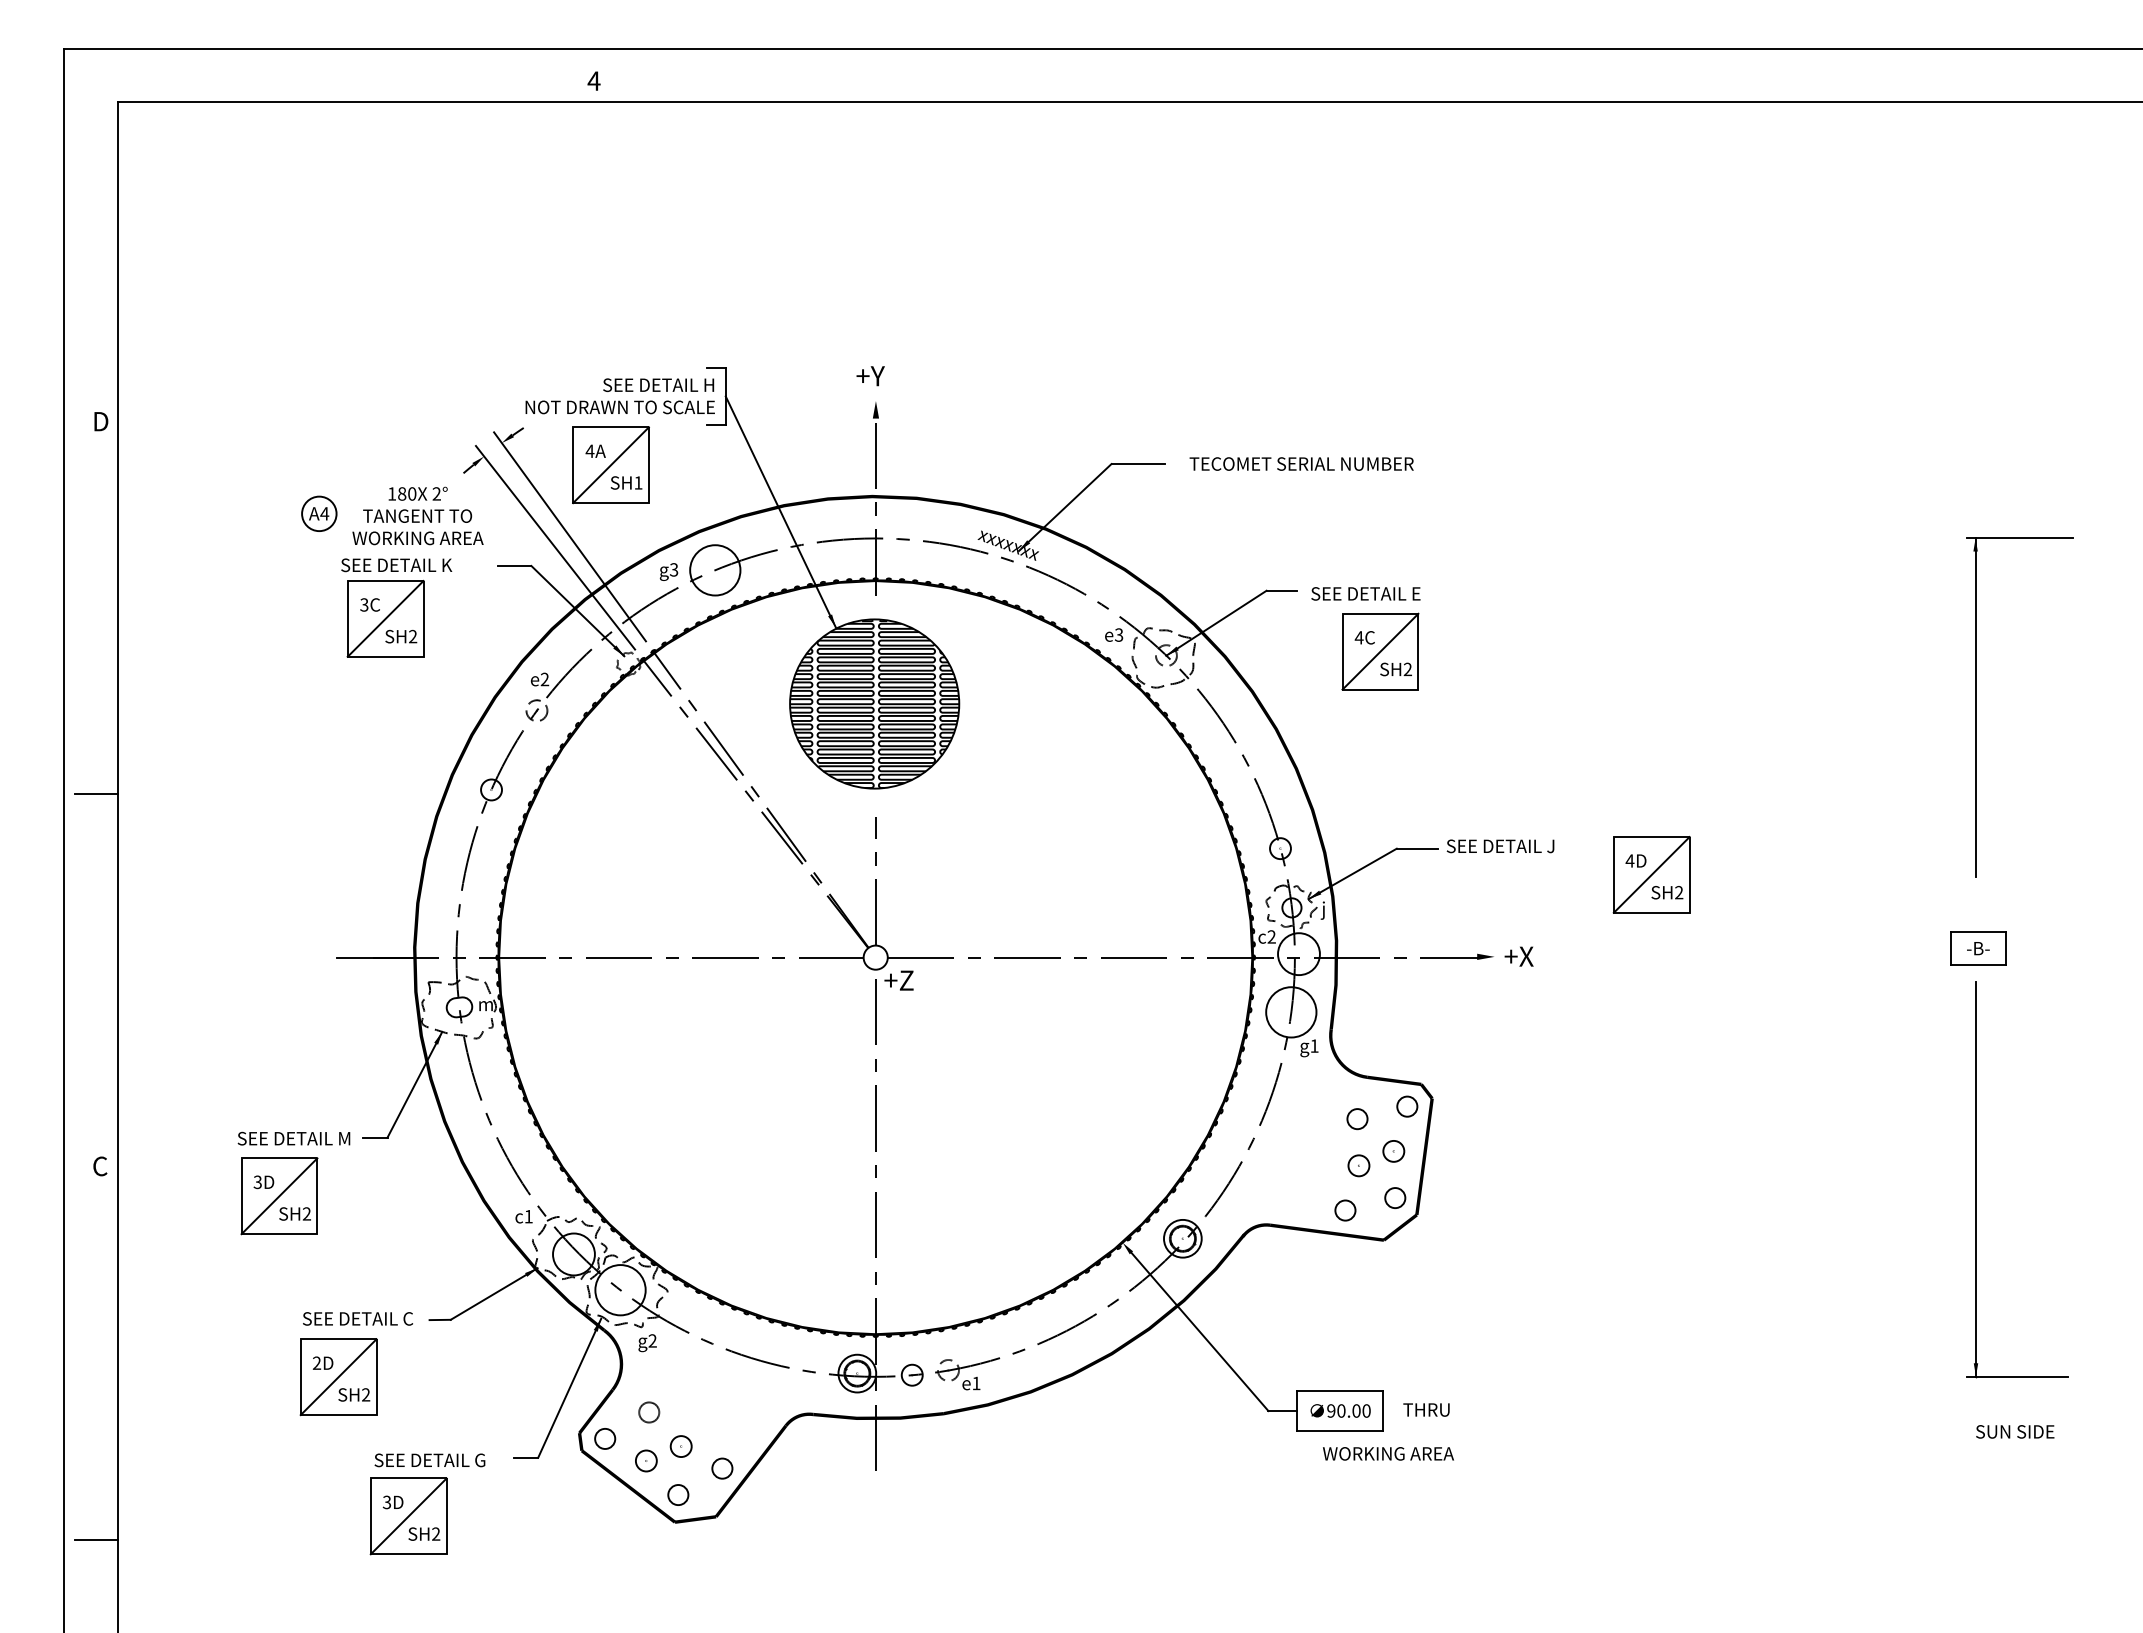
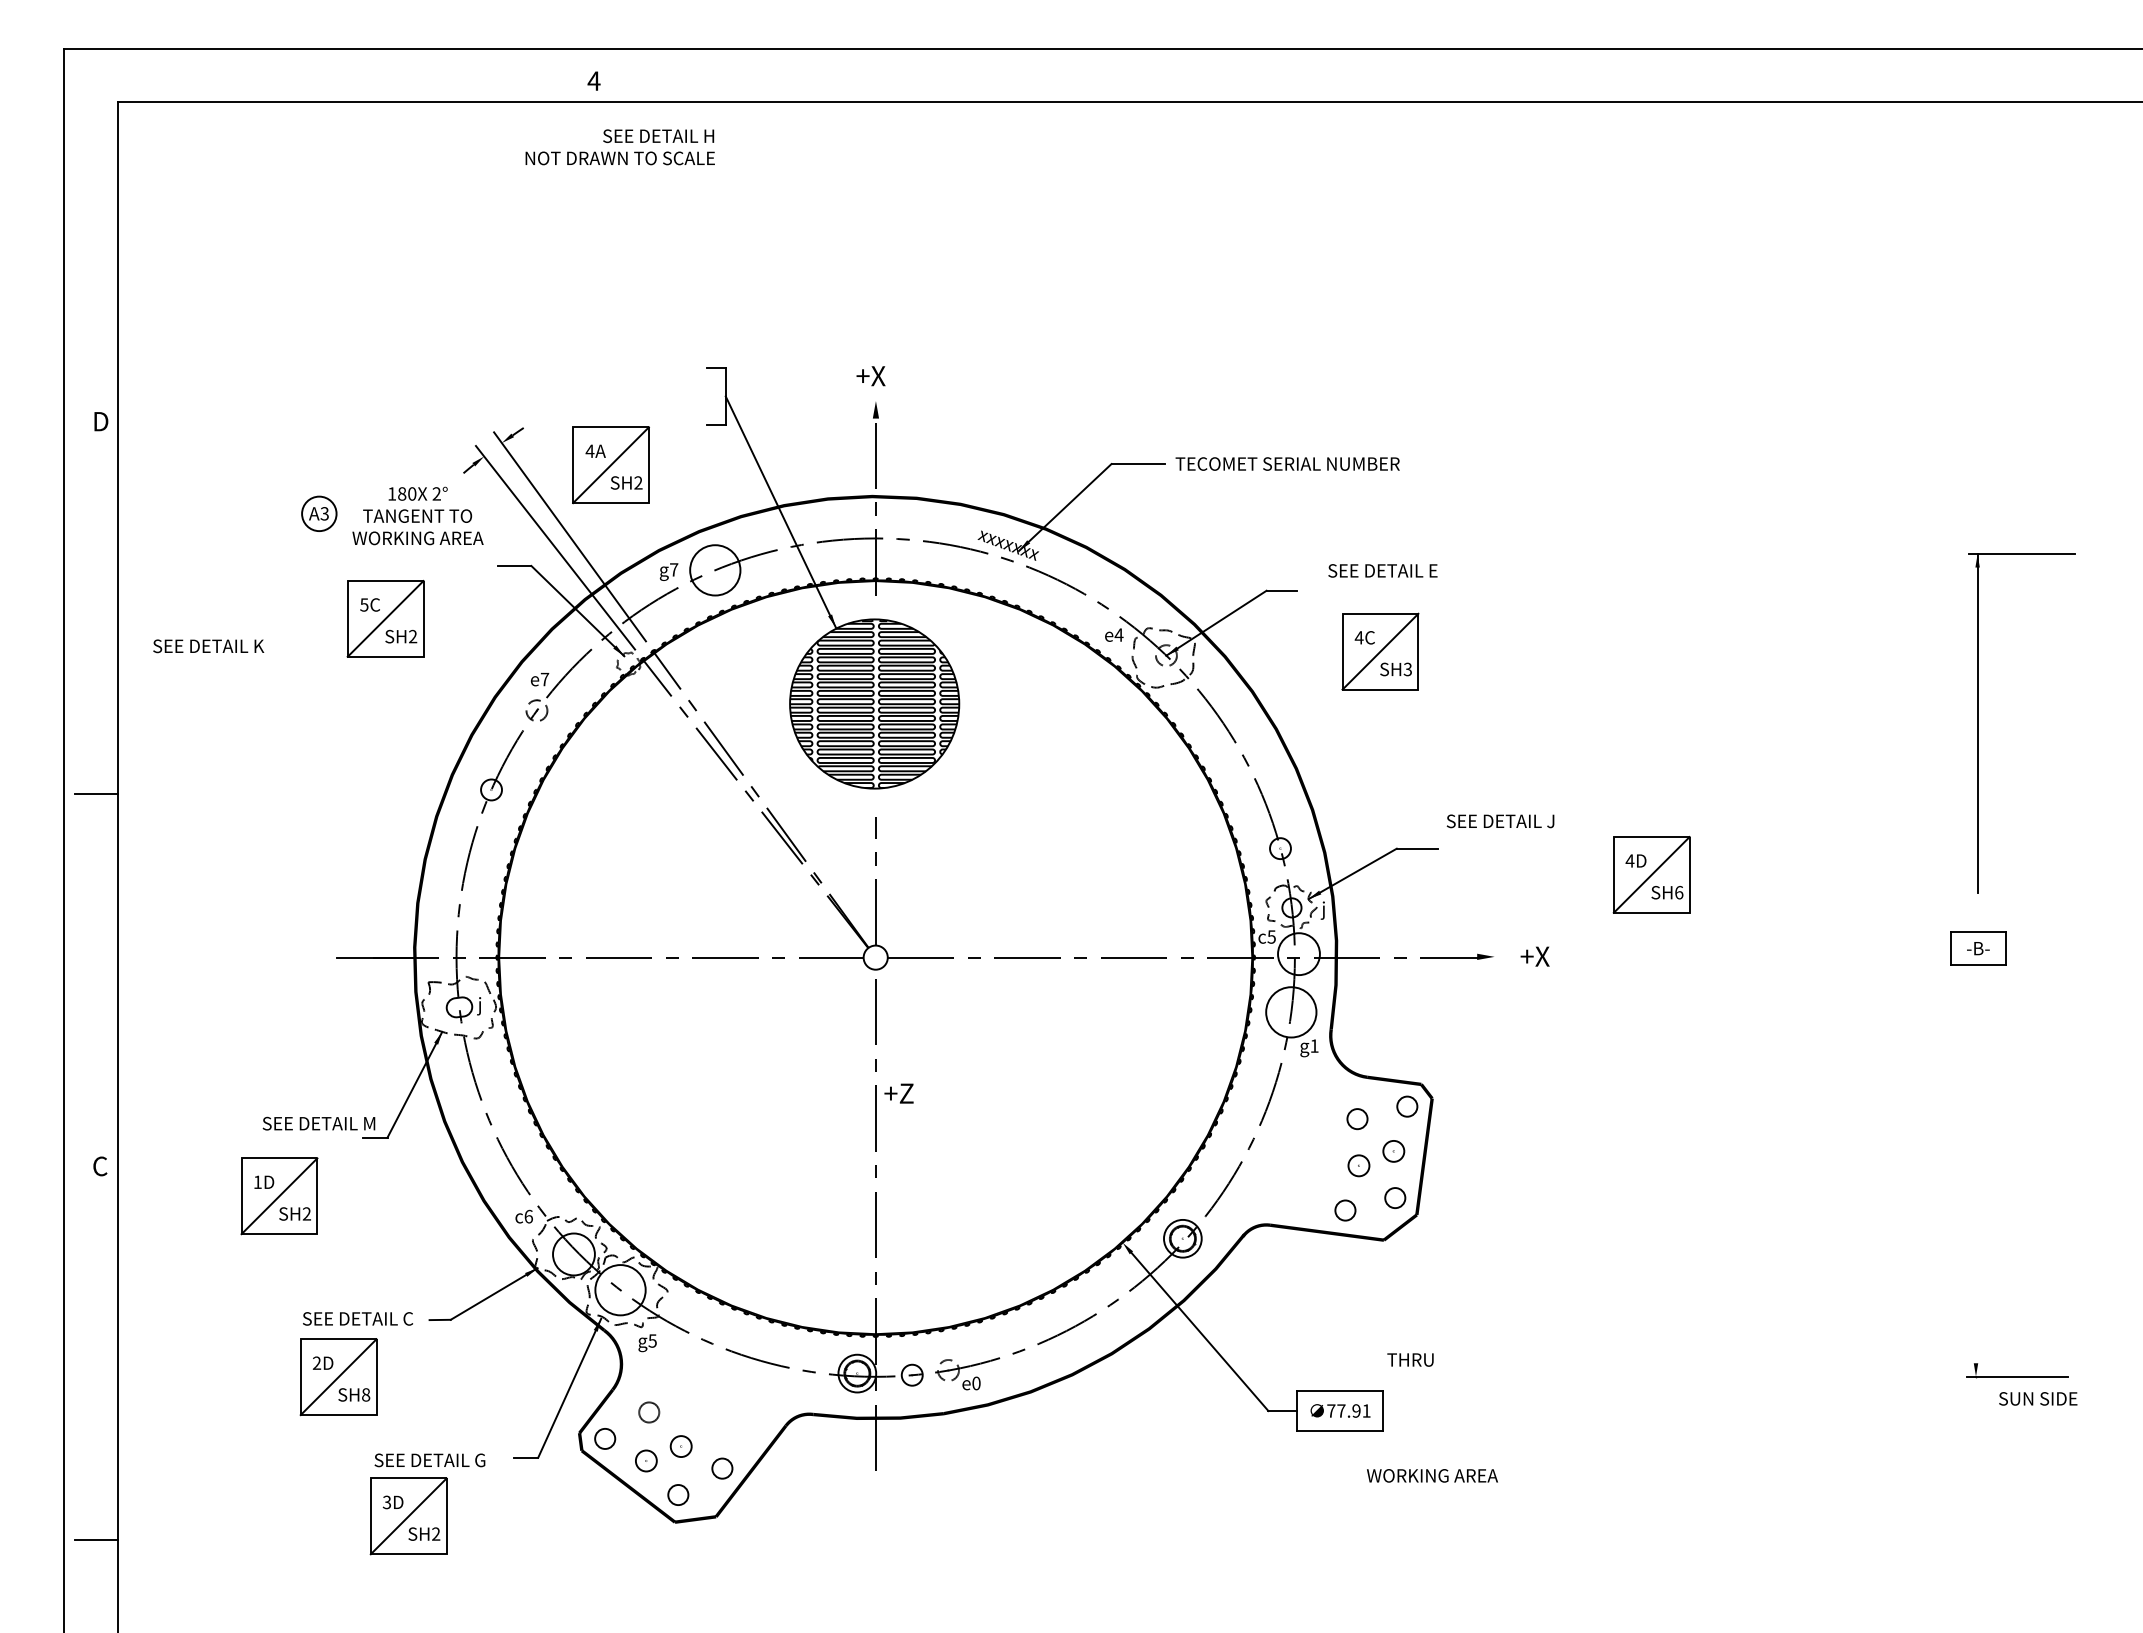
text: +Y -> +X (877, 376)
text position: (619, 396) -> (619, 147) (619, 147)
text position: (1301, 463) -> (1287, 463) (1287, 463)
text: SH1 -> SH2 (638, 482)
text: A4 -> A3 (324, 513)
text position: (396, 565) -> (208, 646) (208, 646)
text: g3 -> g7 (674, 569)
text position: (1365, 593) -> (1382, 570) (1382, 570)
text: 3C -> 5C (364, 604)
text: e3 -> e4 (1118, 634)
text: SH2 -> SH3 (1407, 669)
text: e2 -> e7 (544, 679)
part position: (1976, 707) -> (1978, 723) (1978, 723)
text position: (1500, 846) -> (1500, 821) (1500, 821)
text: SH2 -> SH6 (1679, 892)
text: c2 -> c5 (1271, 936)
text position: (1518, 956) -> (1534, 956) (1534, 956)
text position: (898, 980) -> (898, 1093) (898, 1093)
text: m -> j (484, 1006)
text position: (293, 1138) -> (318, 1123) (318, 1123)
line: present -> none (1975, 1179)
text: 3D -> 1D (257, 1182)
text: c1 -> c6 (528, 1216)
text: g2 -> g5 (652, 1340)
text: e1 -> e0 (976, 1383)
text: SH2 -> SH8 (366, 1394)
text position: (1426, 1409) -> (1410, 1359) (1410, 1359)
text: 90.00 -> 77.91 (1348, 1410)
text position: (2015, 1431) -> (2038, 1398) (2038, 1398)
text position: (1388, 1453) -> (1432, 1475) (1432, 1475)
